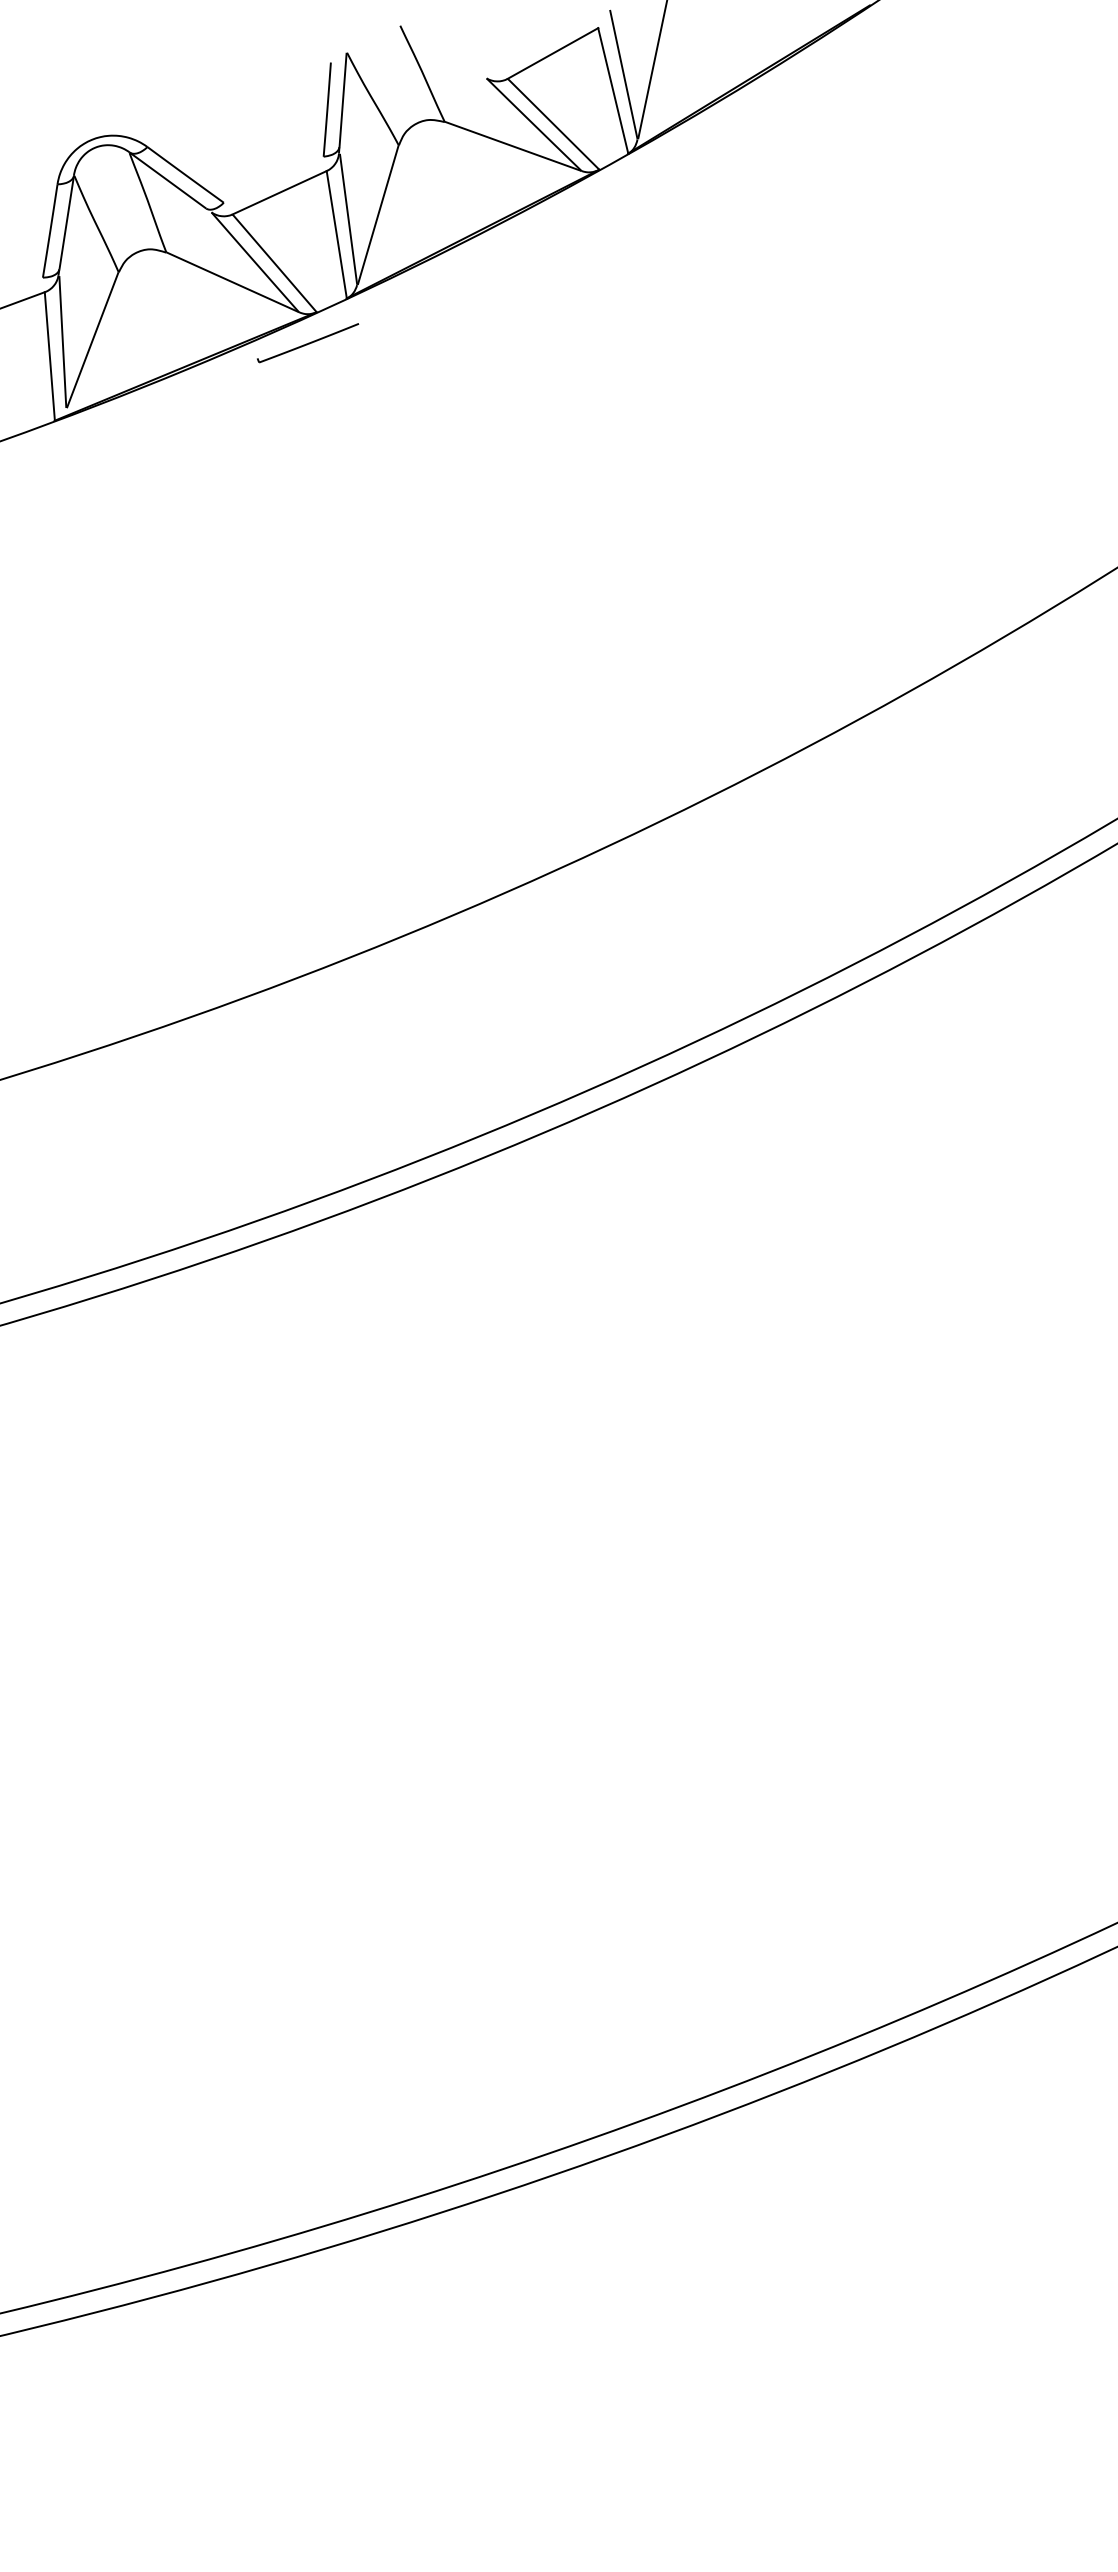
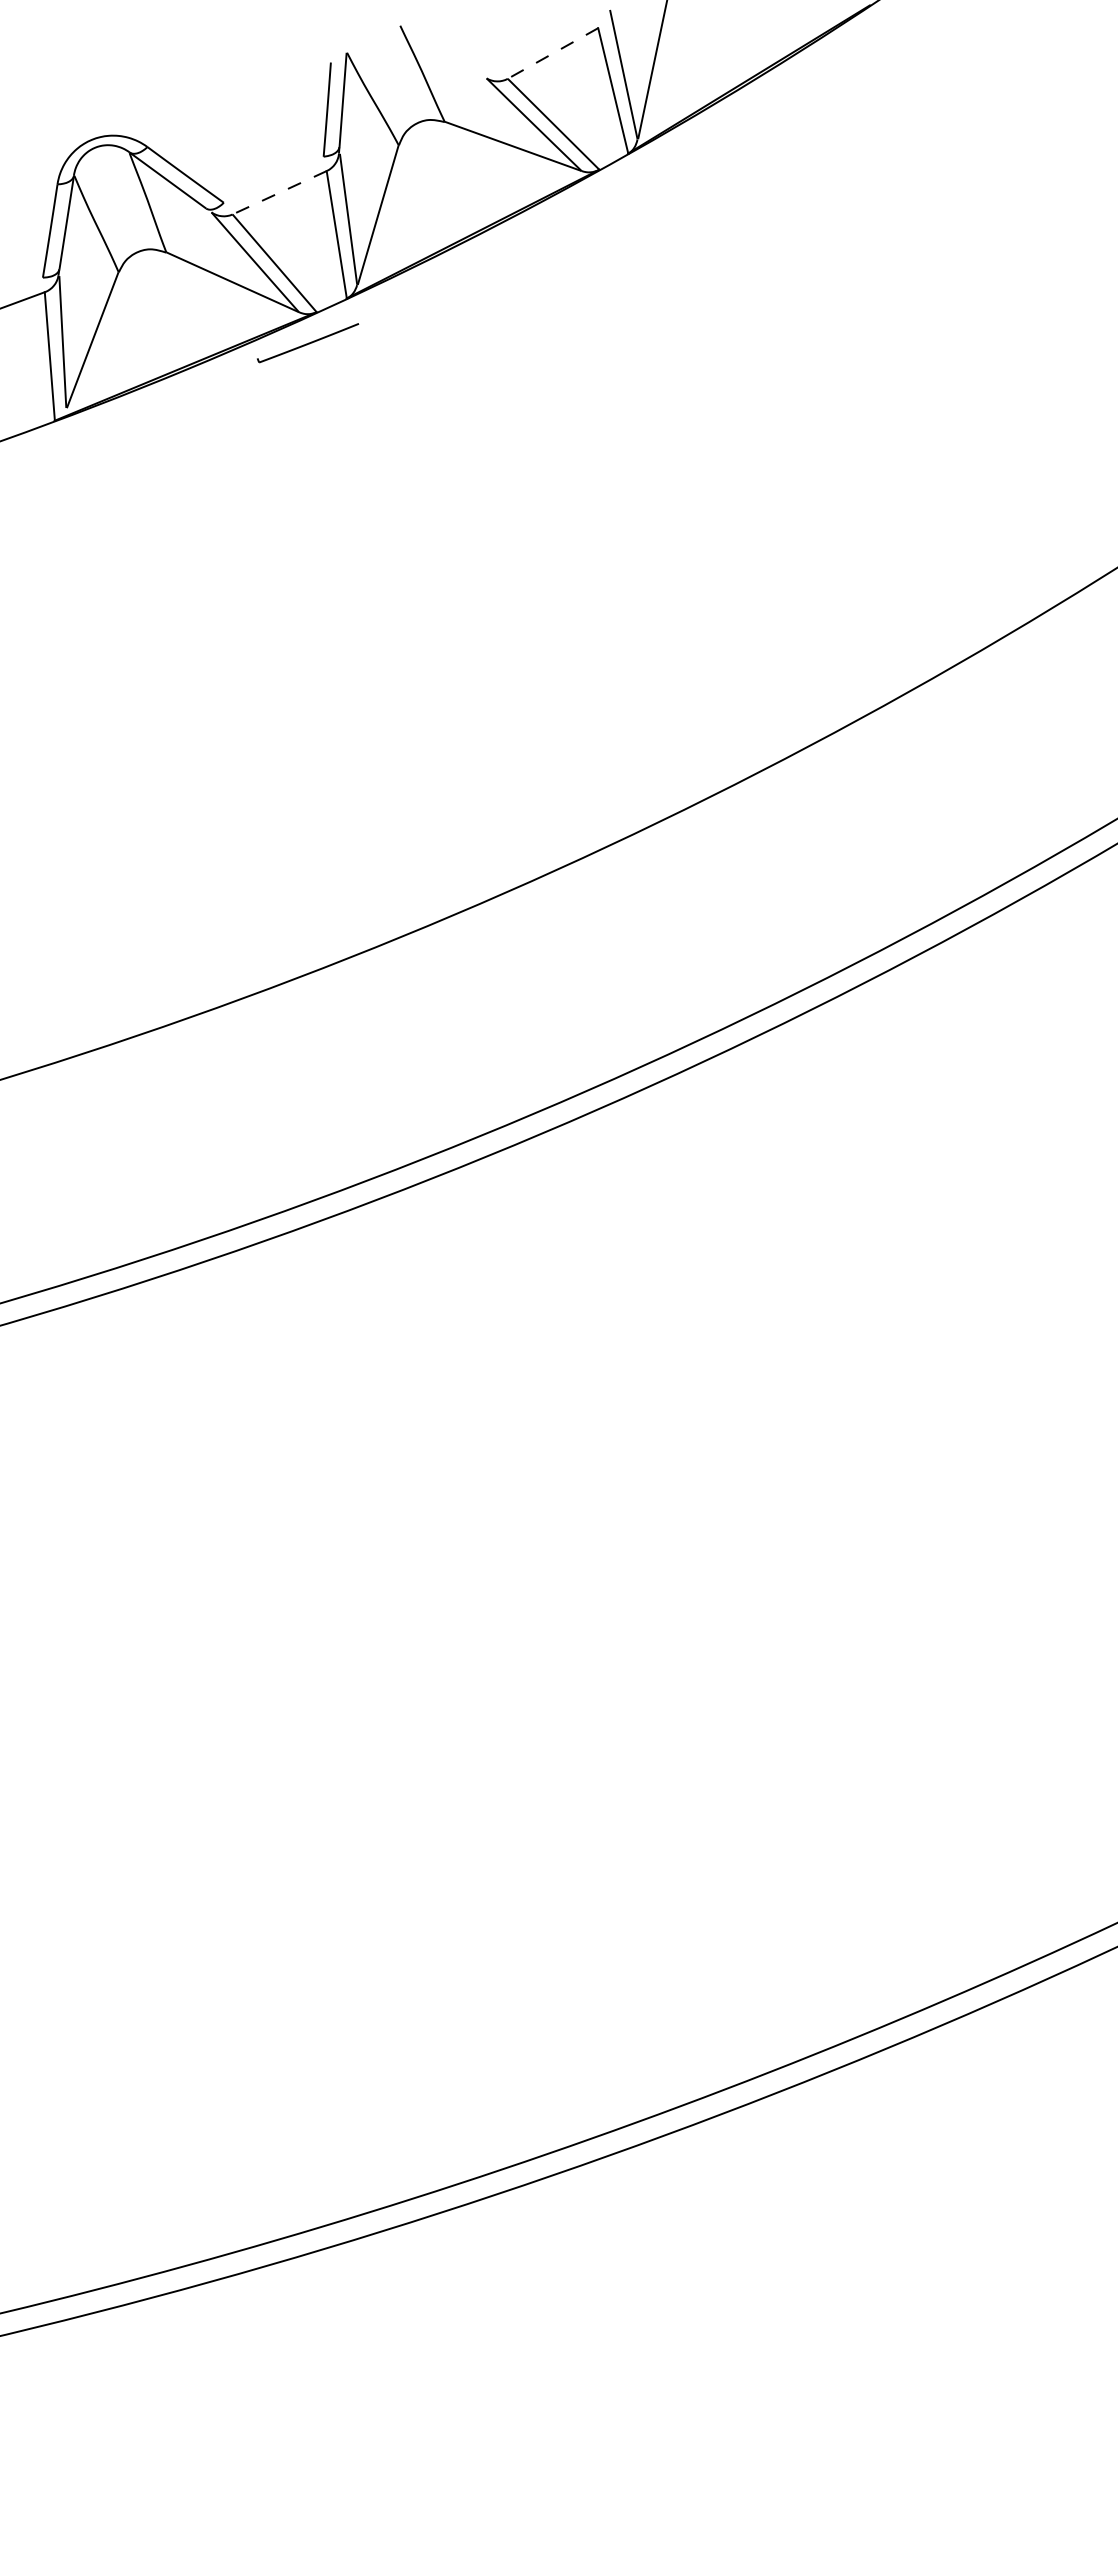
line: solid -> dashed (553, 53)
line: solid -> dashed (279, 192)
